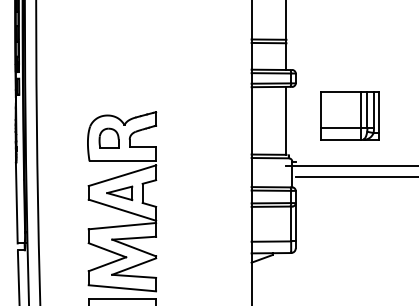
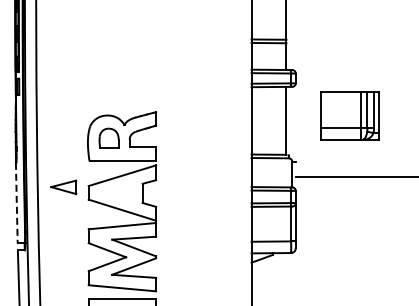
line: present -> none (350, 165)
part position: (119, 193) -> (63, 187) (63, 187)
line: solid -> dashed (16, 203)
